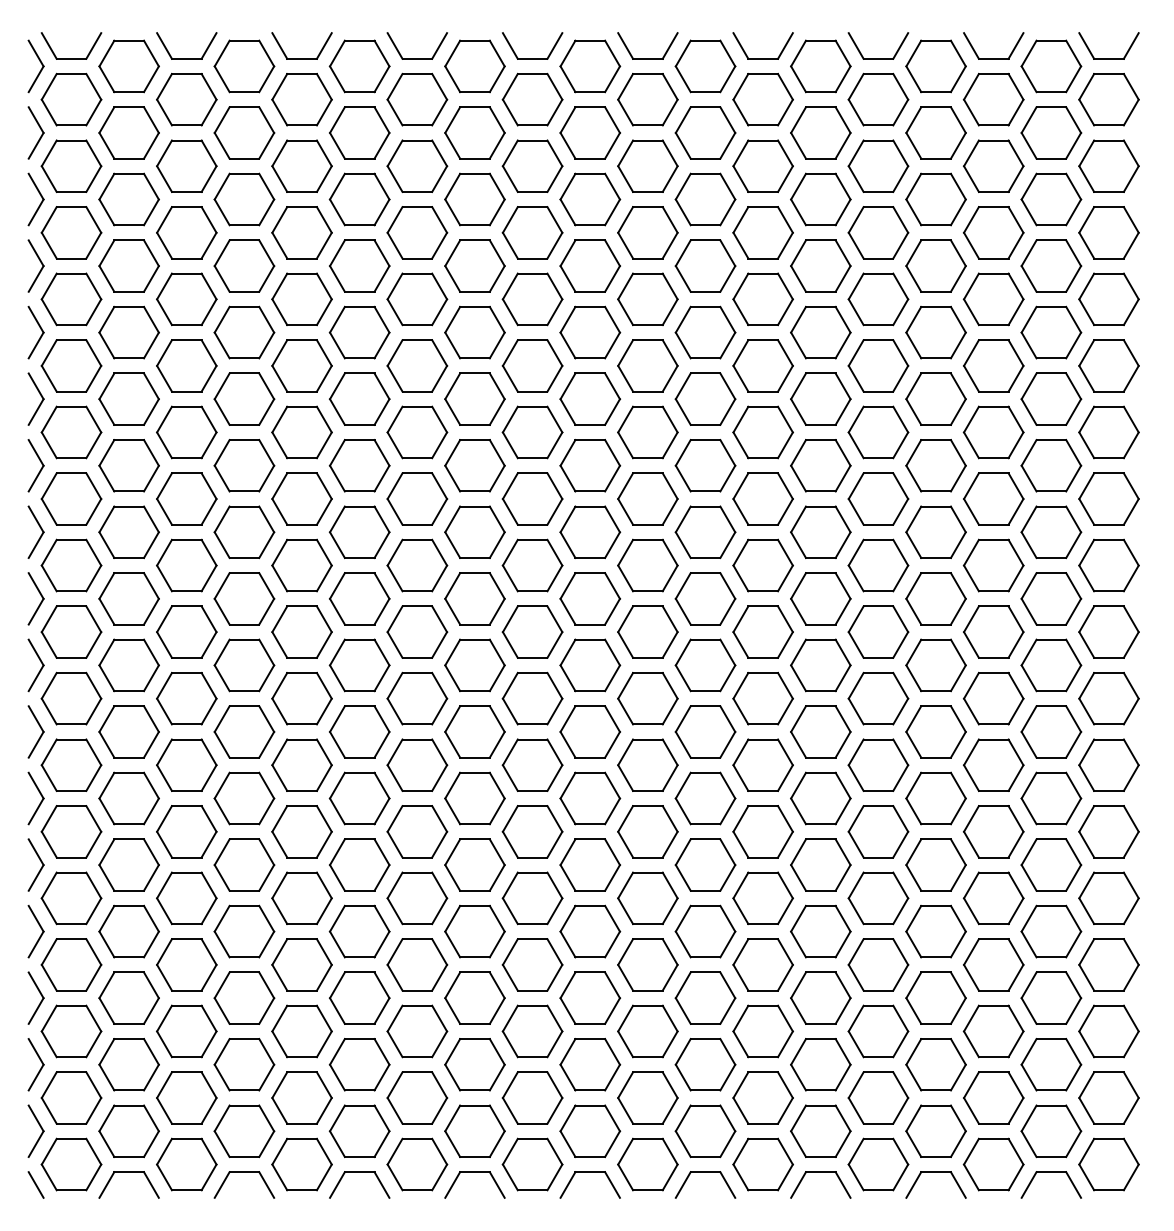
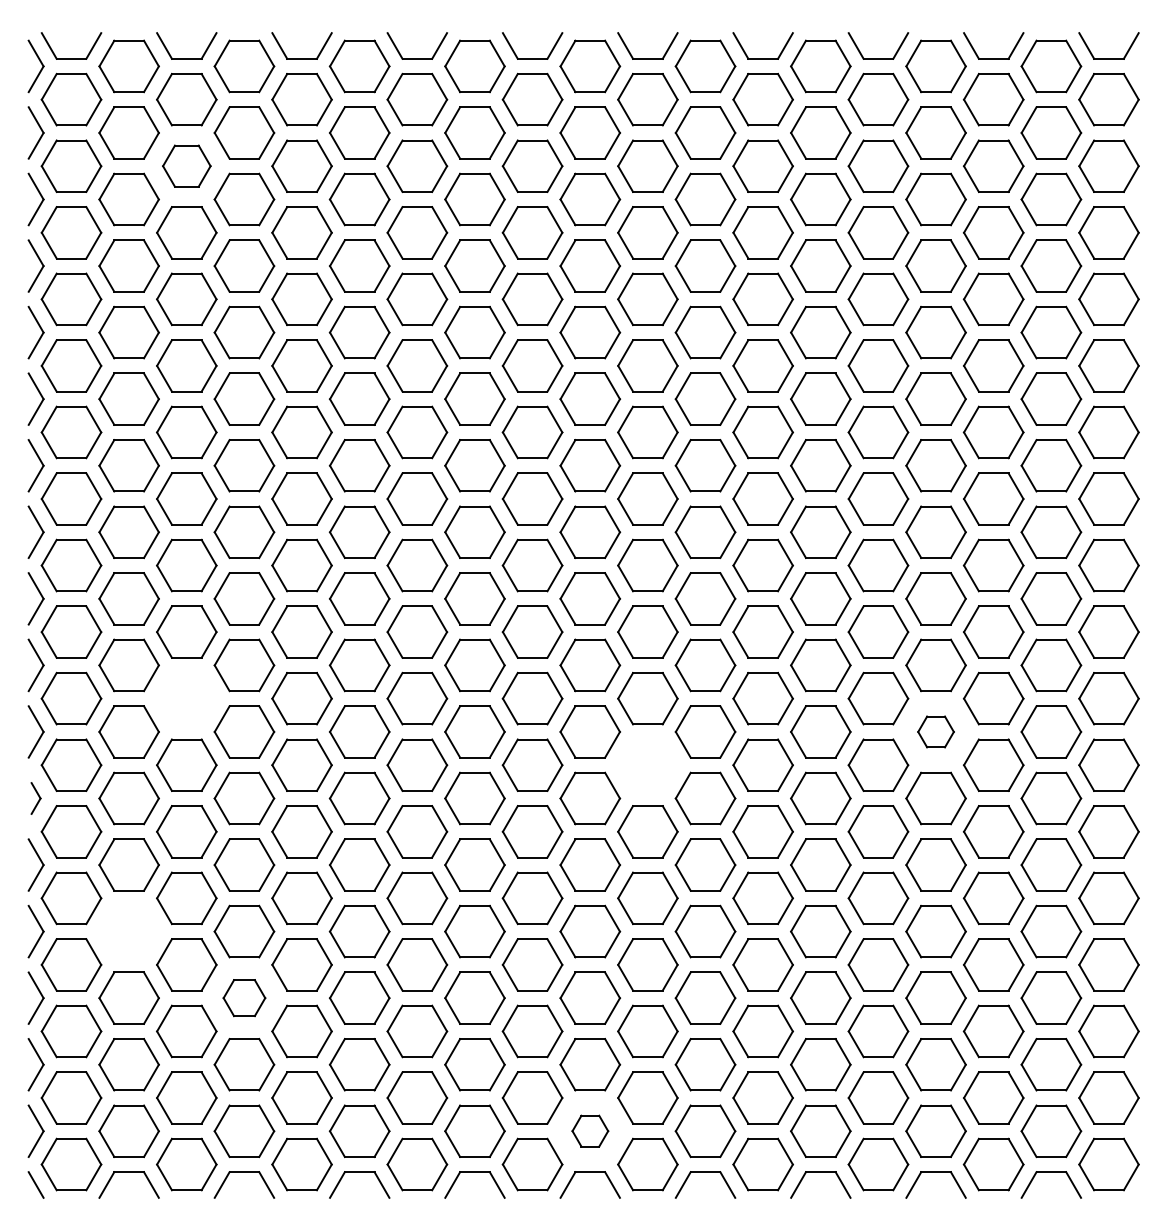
part size: 62x54 px -> 50x44 px (186, 165)
part: present -> none (186, 698)
part size: 62x54 px -> 38x34 px (935, 731)
part: present -> none (647, 764)
part size: 18x55 px -> 12x33 px (35, 798)
part: present -> none (128, 931)
part size: 63x54 px -> 45x39 px (244, 998)
part size: 63x54 px -> 39x34 px (590, 1130)
